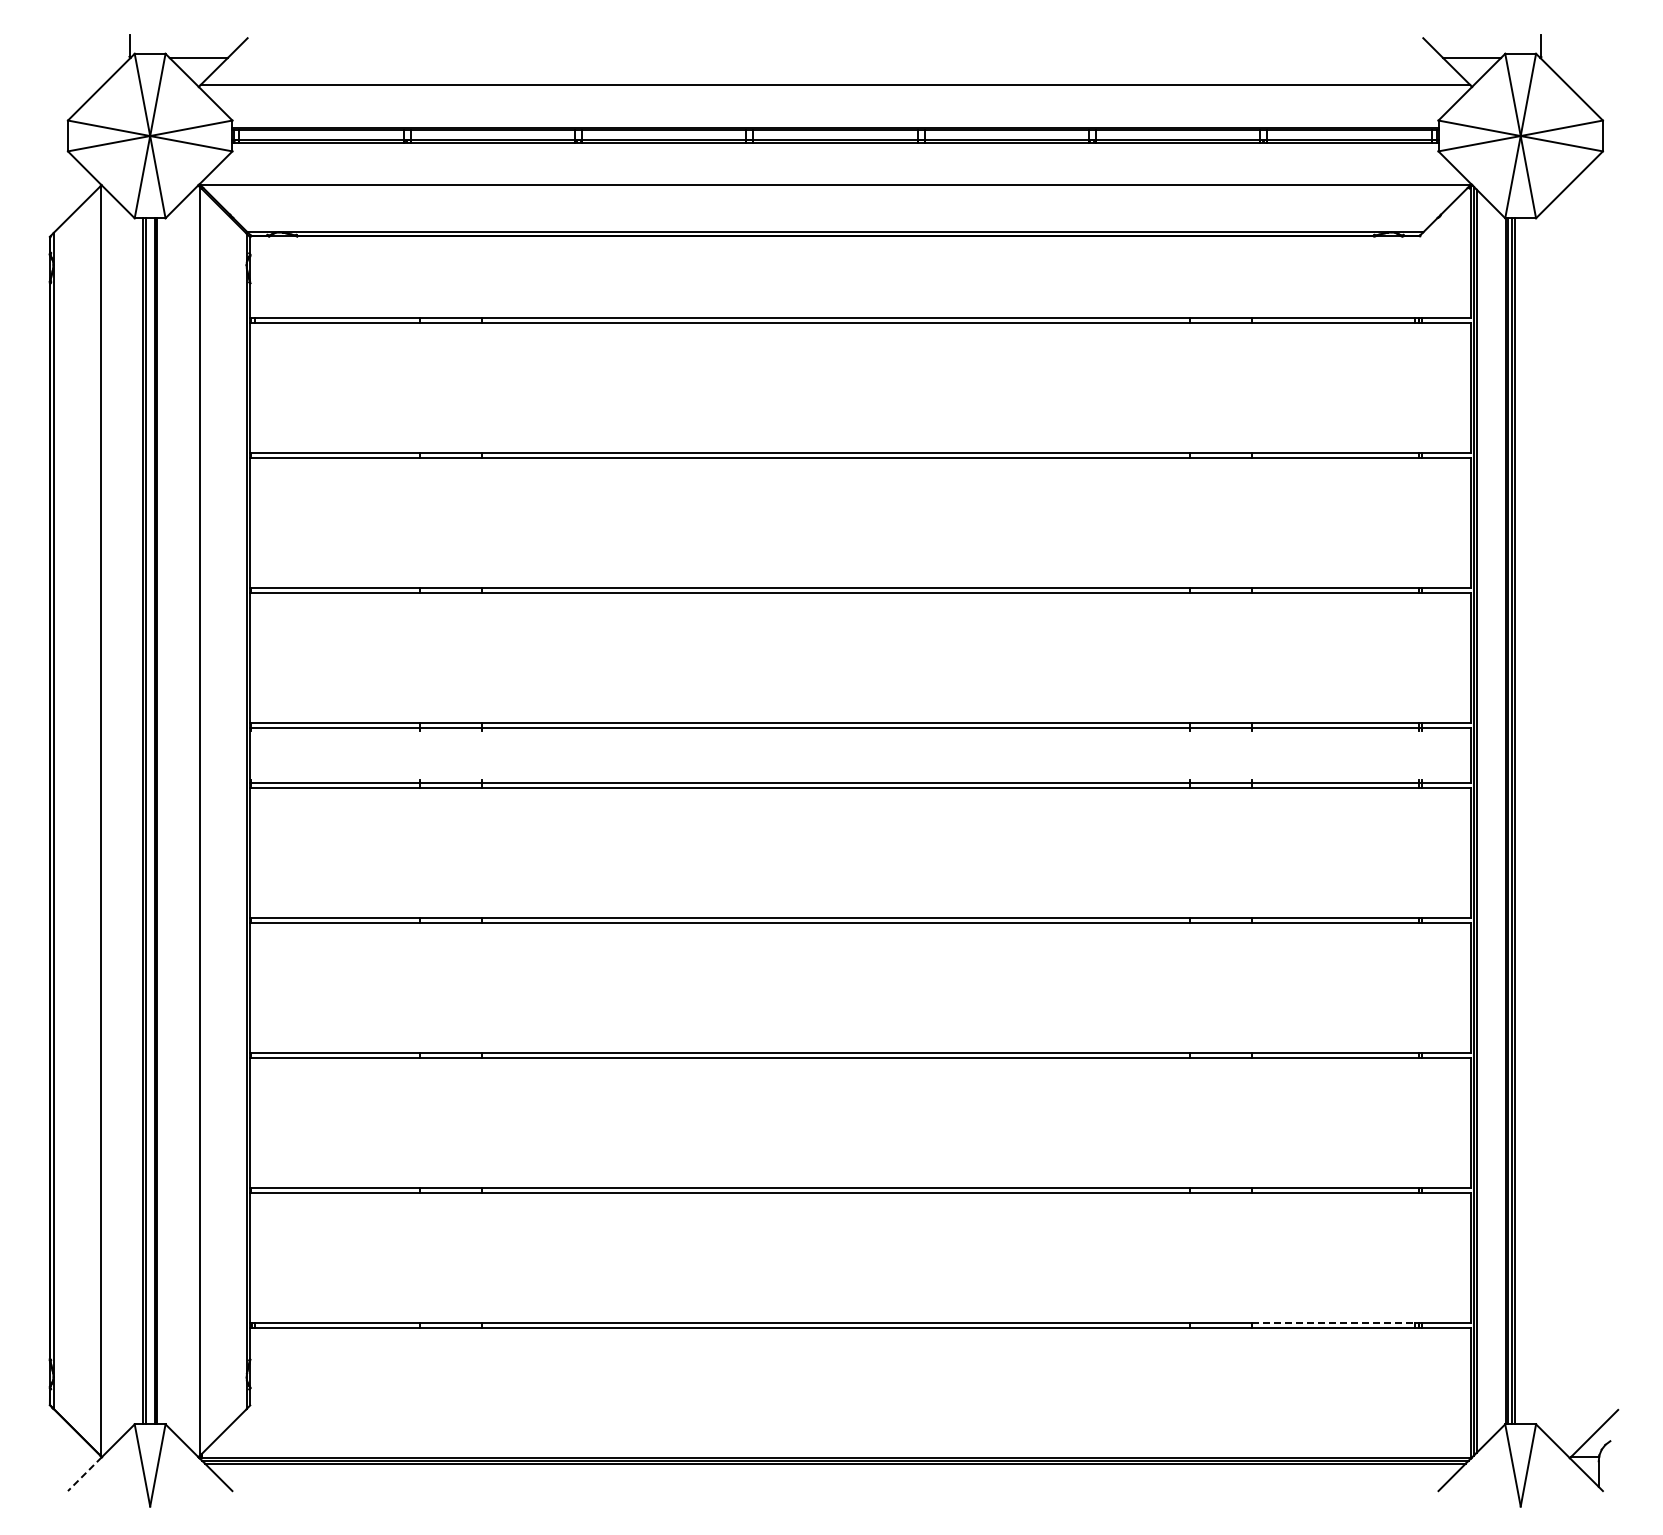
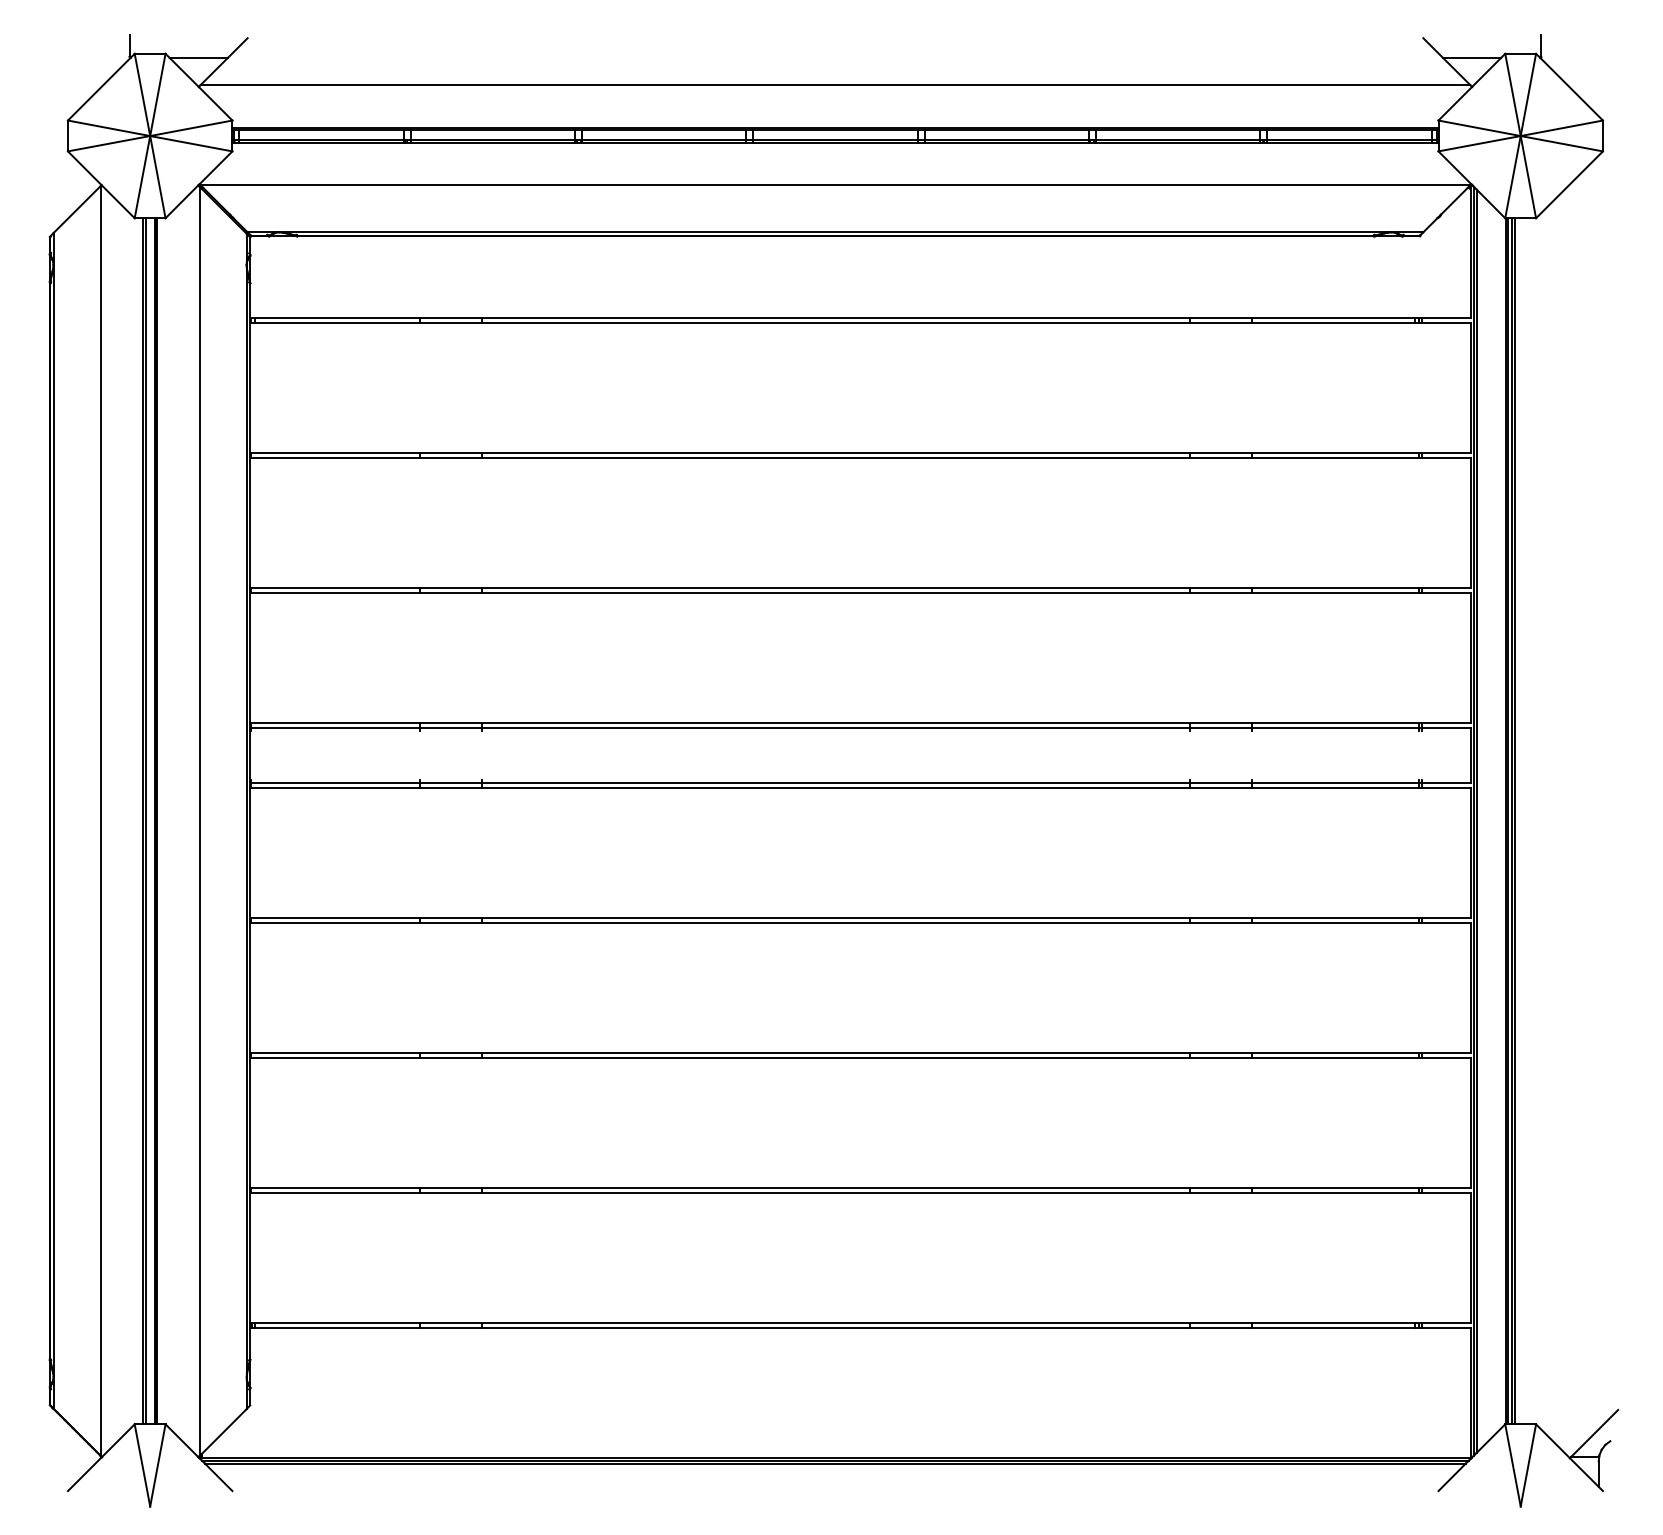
line: dashed -> solid (1333, 1322)
line: dashed -> solid (84, 1474)
